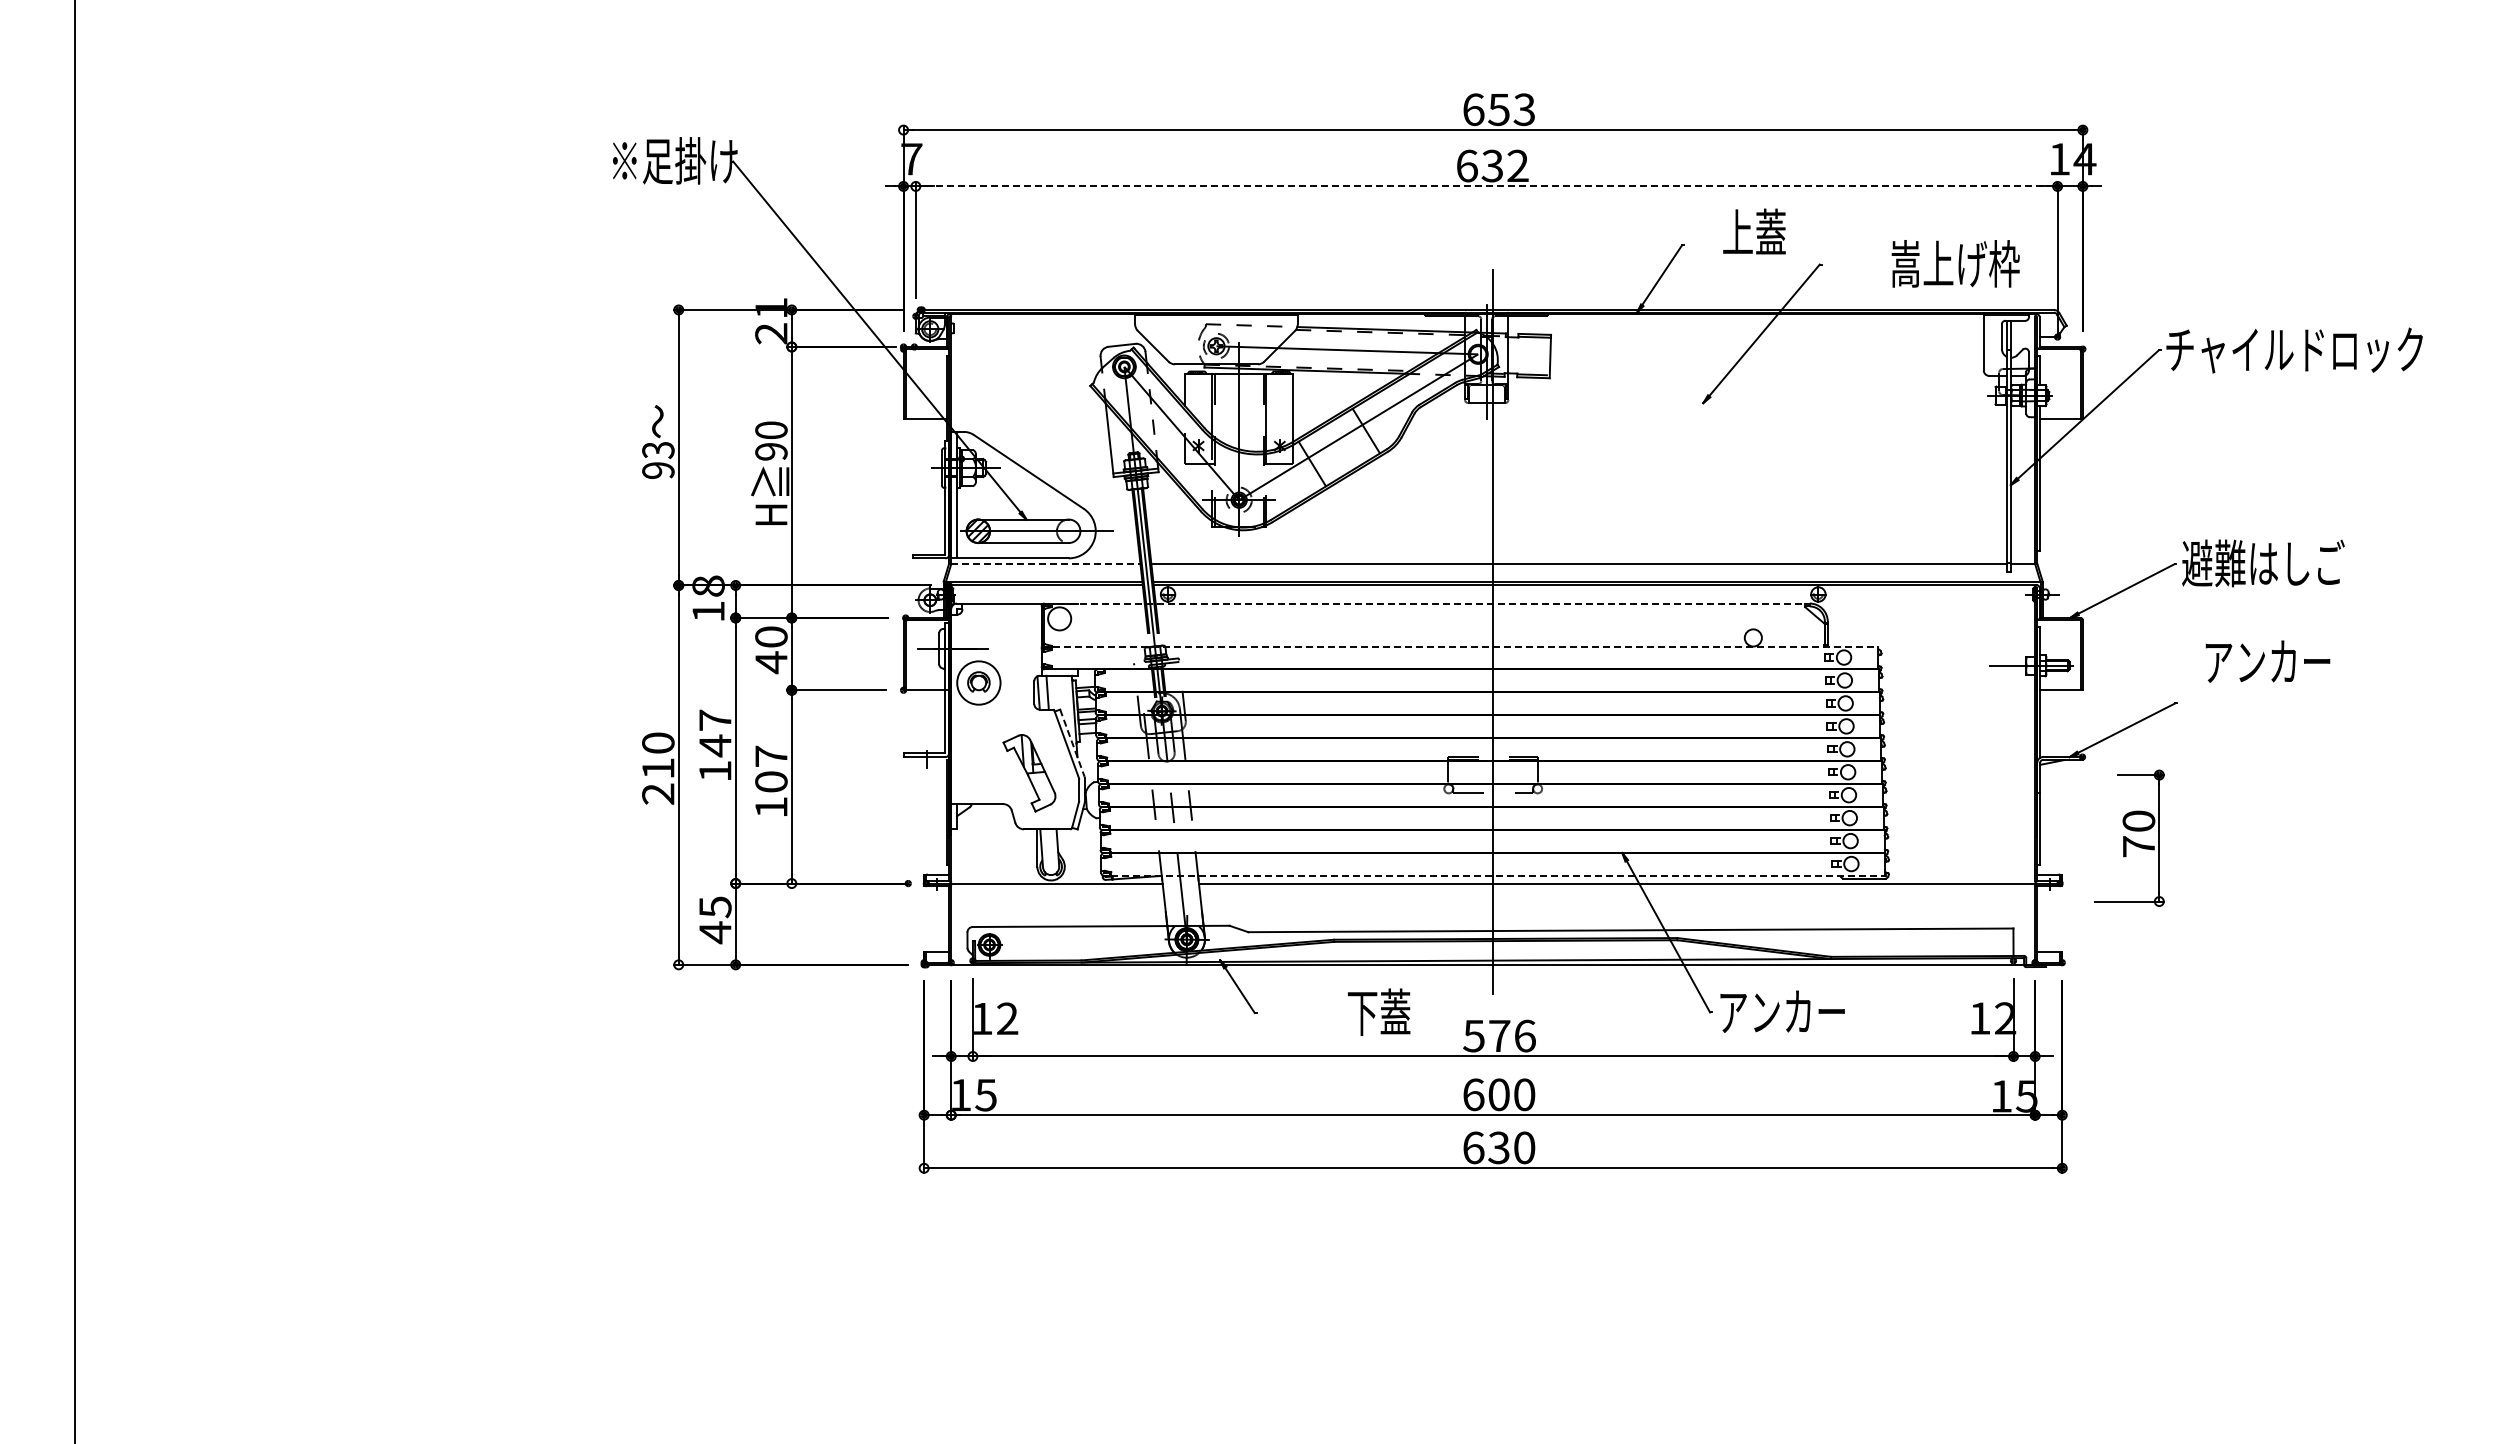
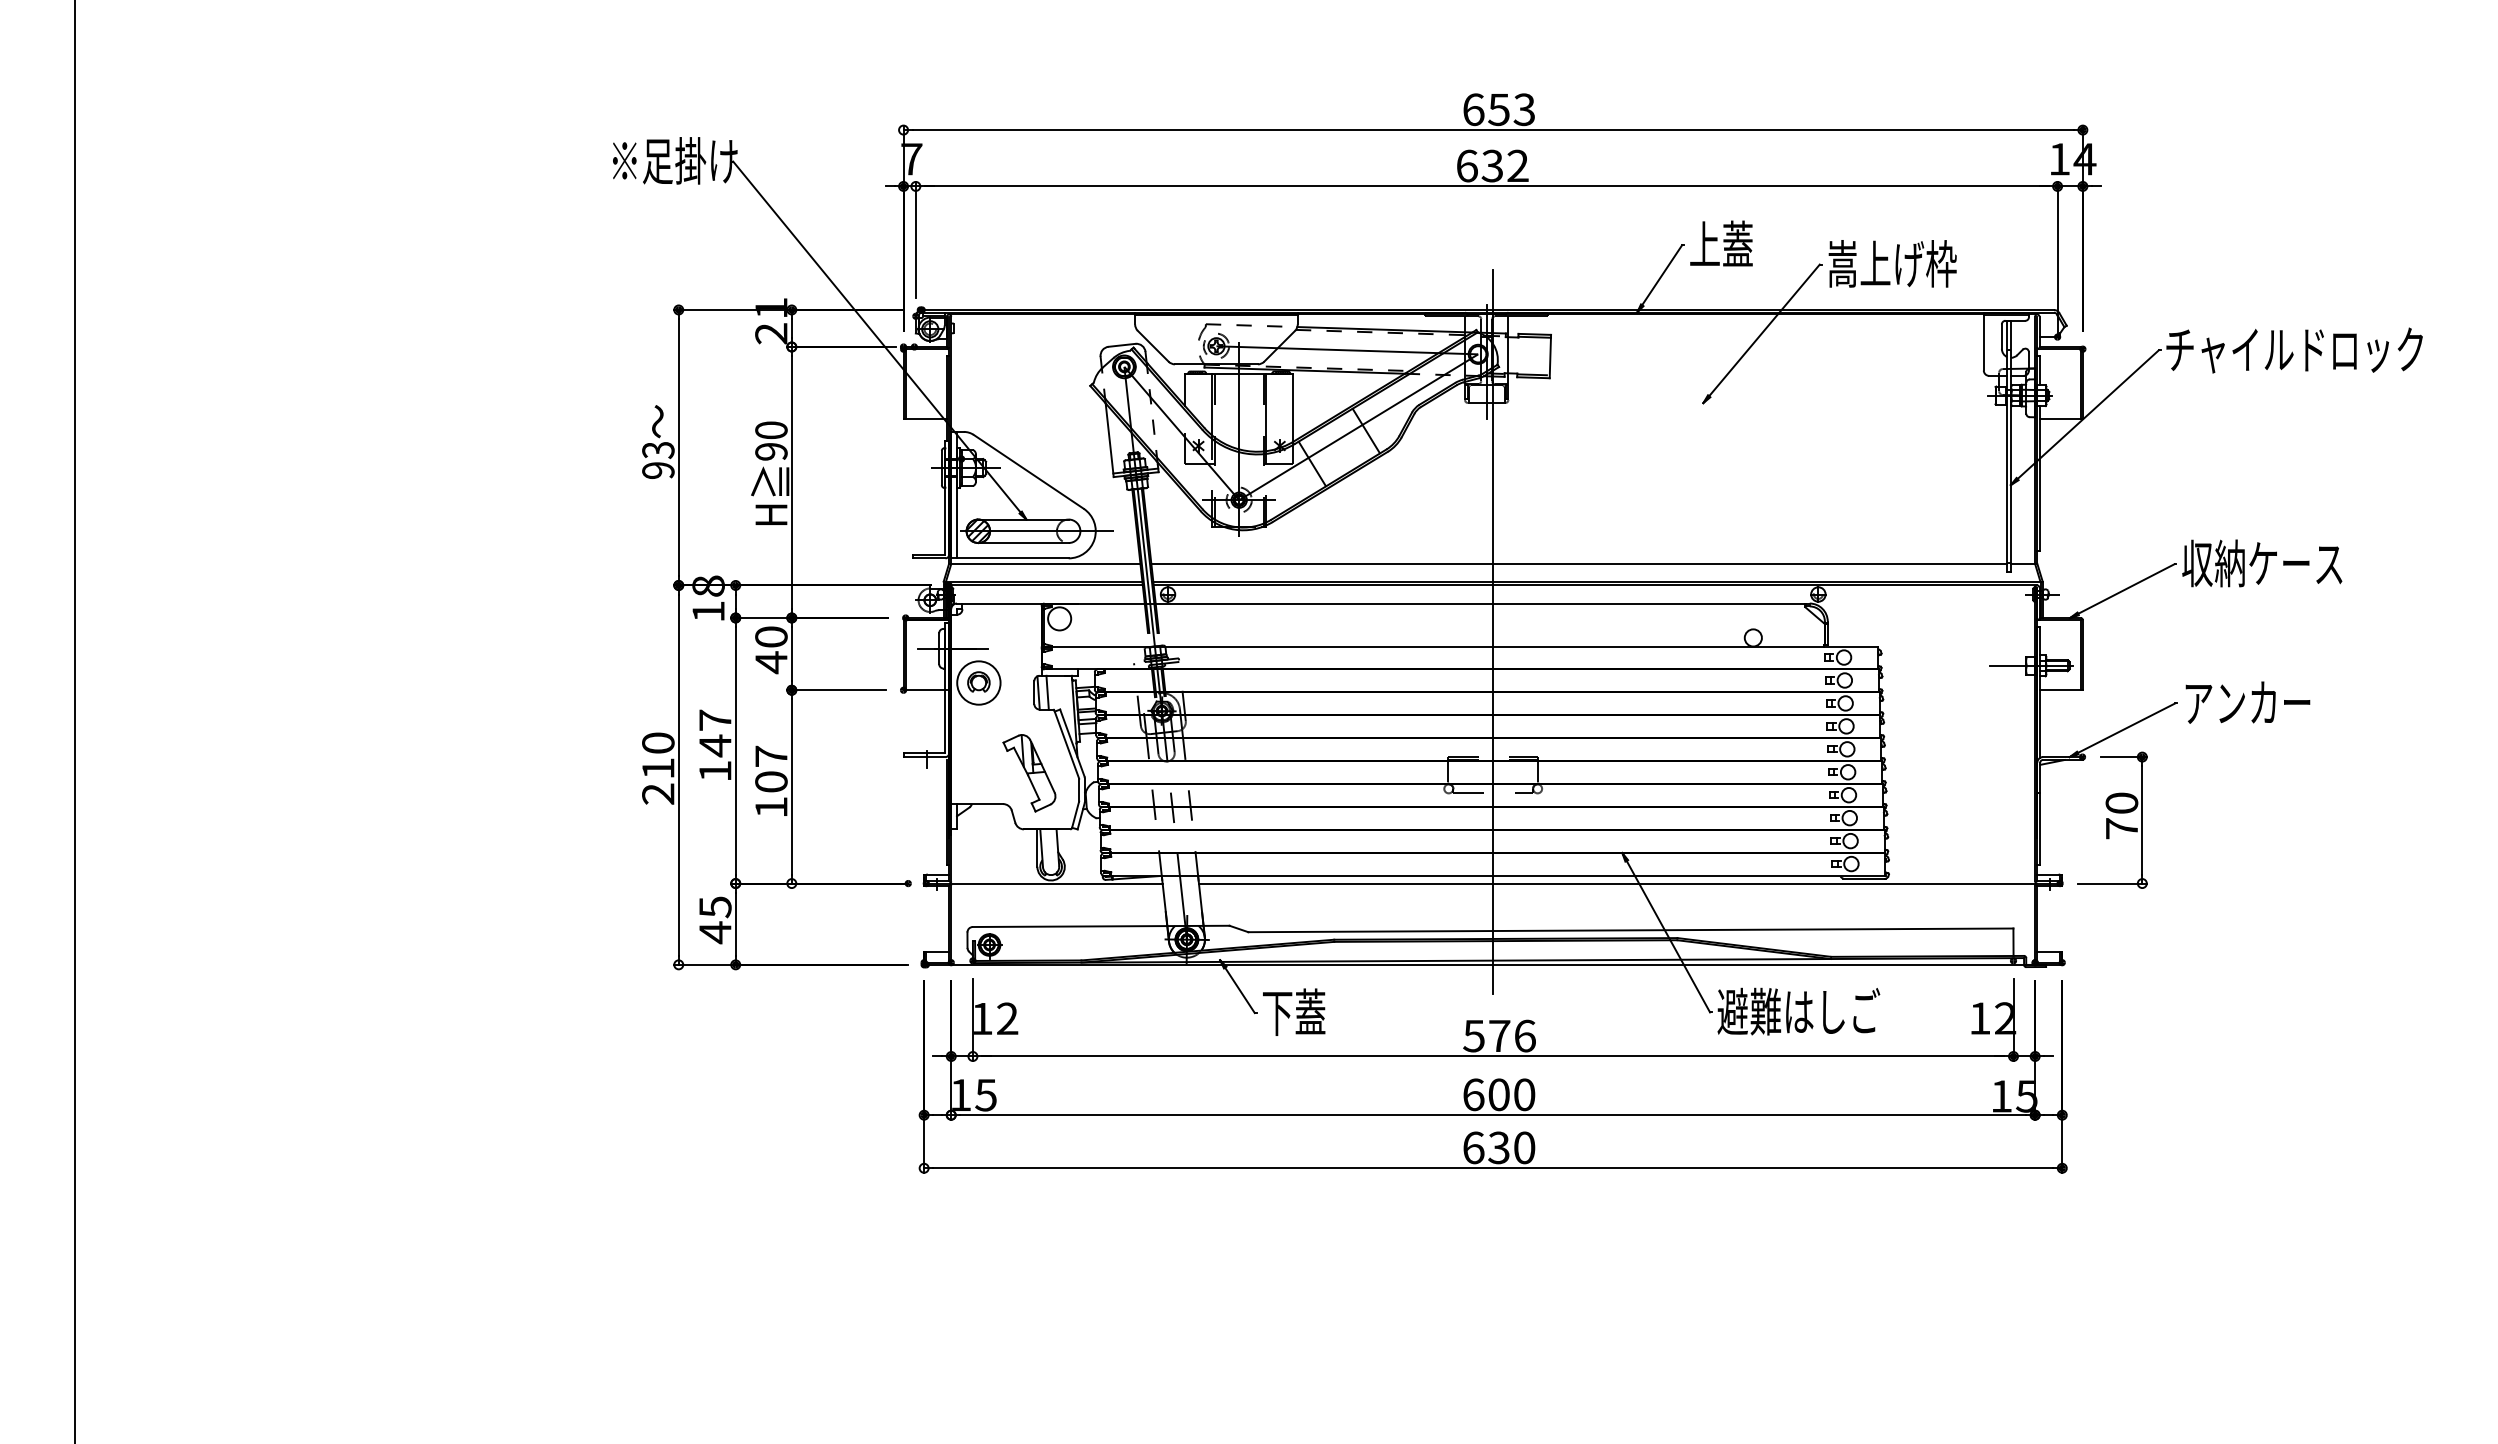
line: dashed -> solid (1486, 186)
text position: (1754, 231) -> (1721, 243) (1721, 243)
text position: (1955, 263) -> (1892, 263) (1892, 263)
line: dashed -> solid (1045, 563)
text: 避難はしご -> 収納ケース (2263, 563)
line: dashed -> solid (1426, 603)
line: dashed -> solid (1460, 646)
text position: (2267, 661) -> (2247, 702) (2247, 702)
line: dashed -> solid (1072, 743)
part position: (2129, 837) -> (2112, 819) (2112, 819)
line: dashed -> solid (1498, 875)
text position: (1379, 1011) -> (1294, 1011) (1294, 1011)
text: アンカー -> 避難はしご (1798, 1011)
